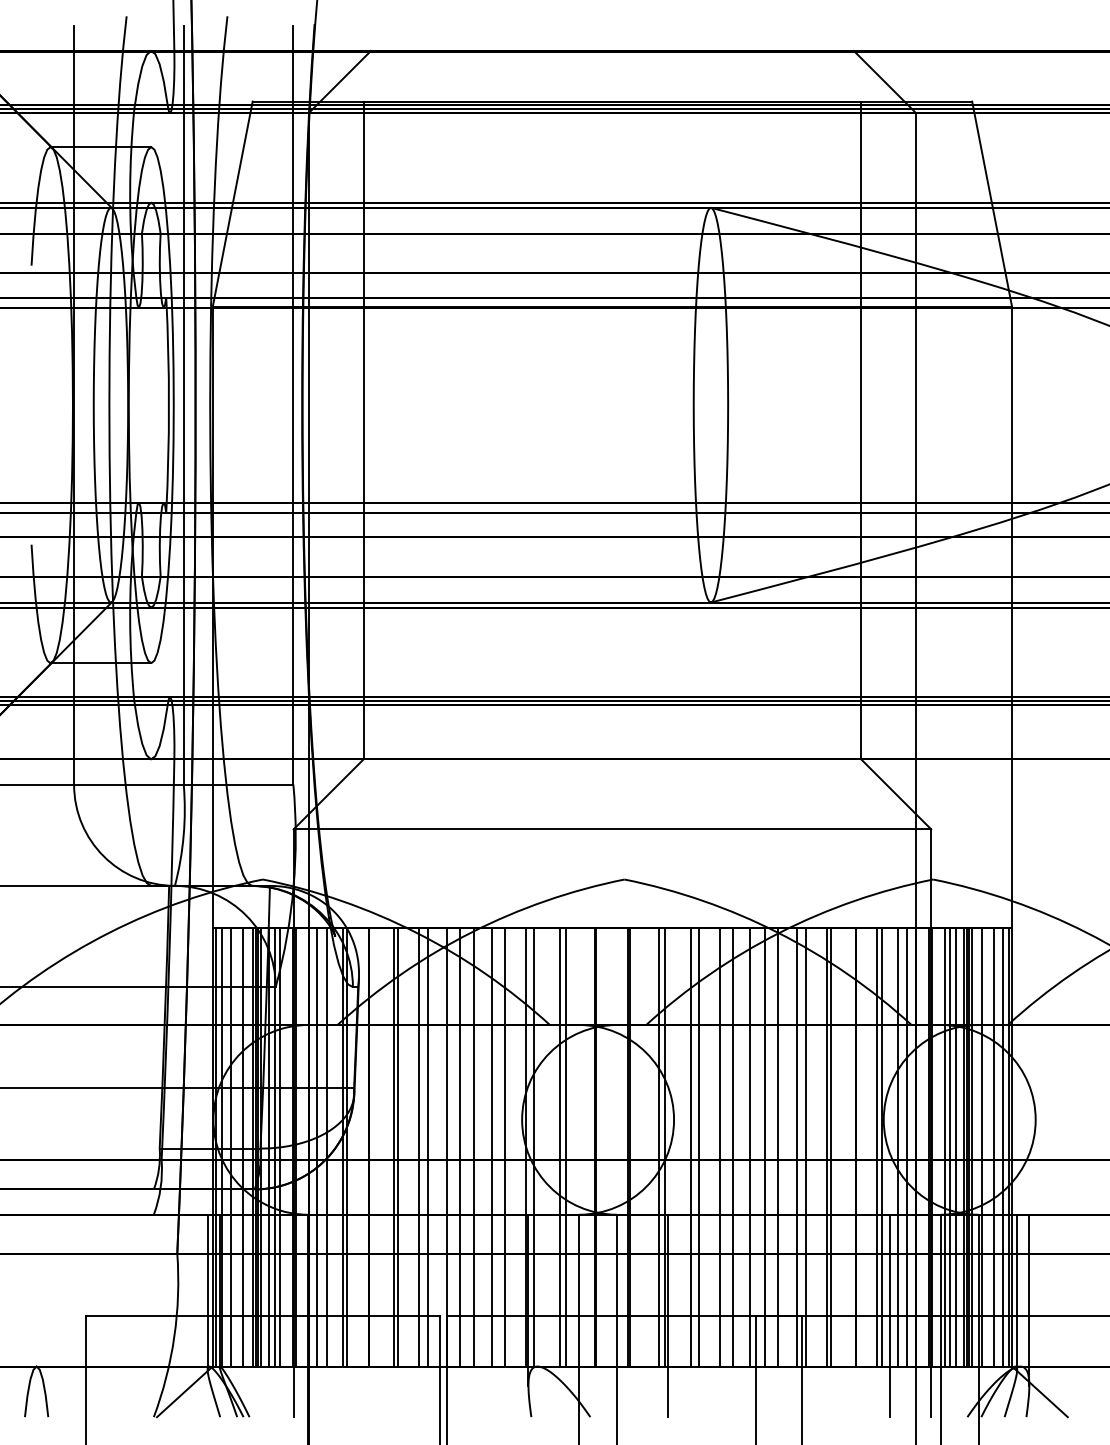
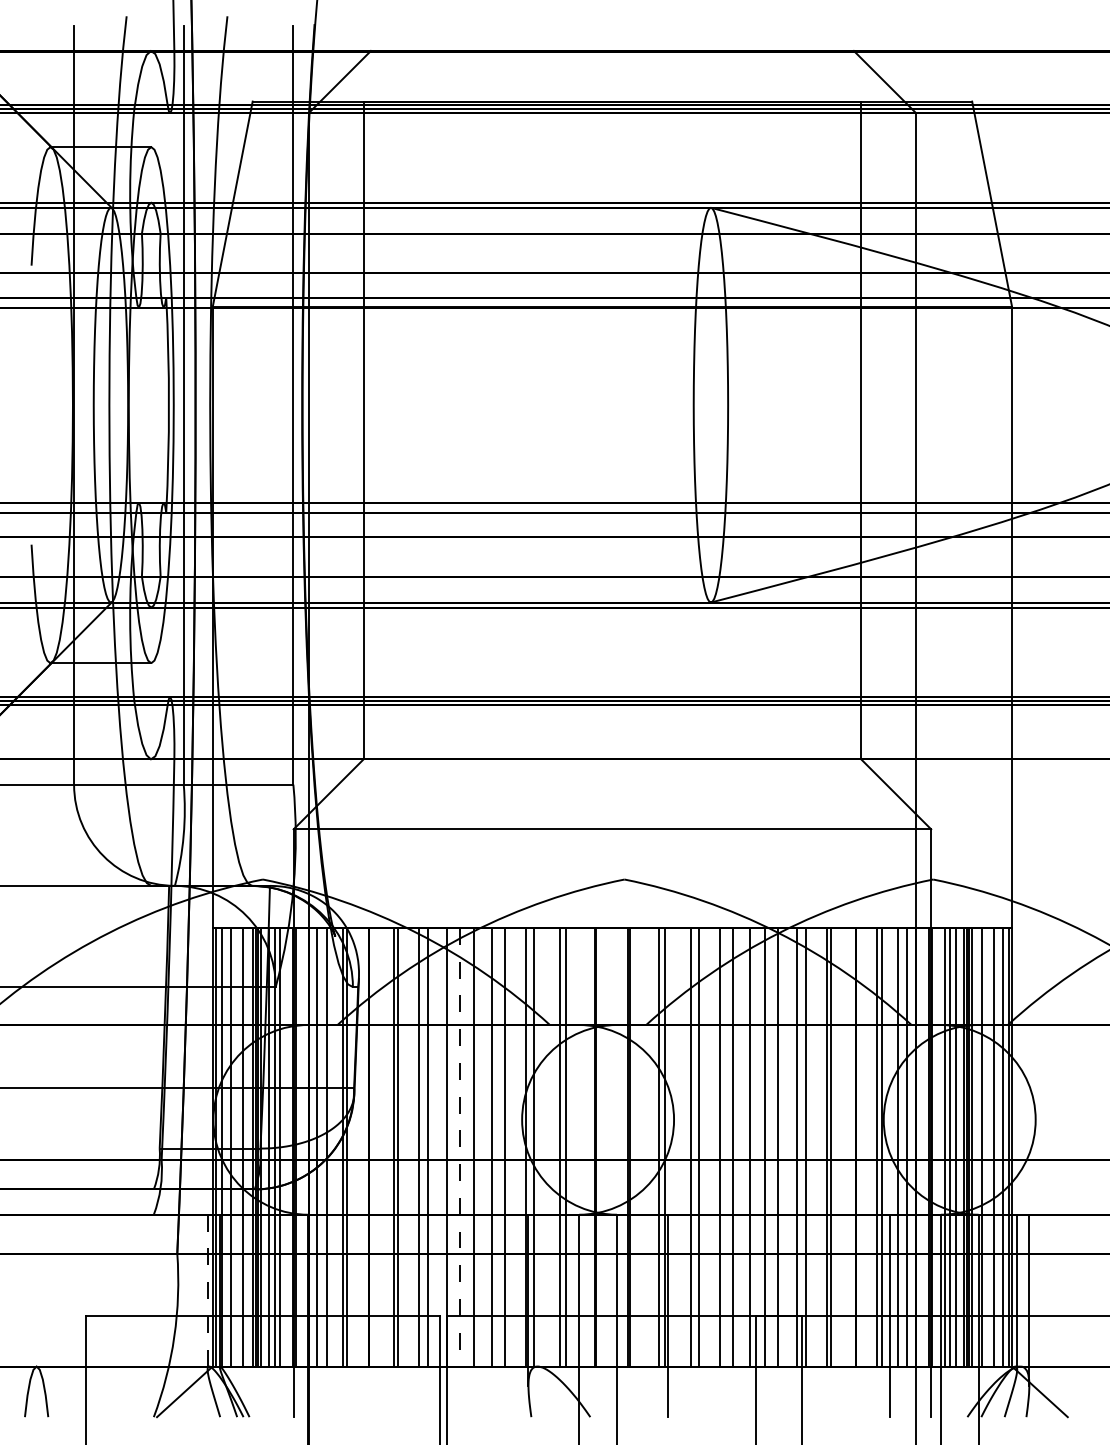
line: solid -> dashed (459, 1147)
line: solid -> dashed (207, 1292)
